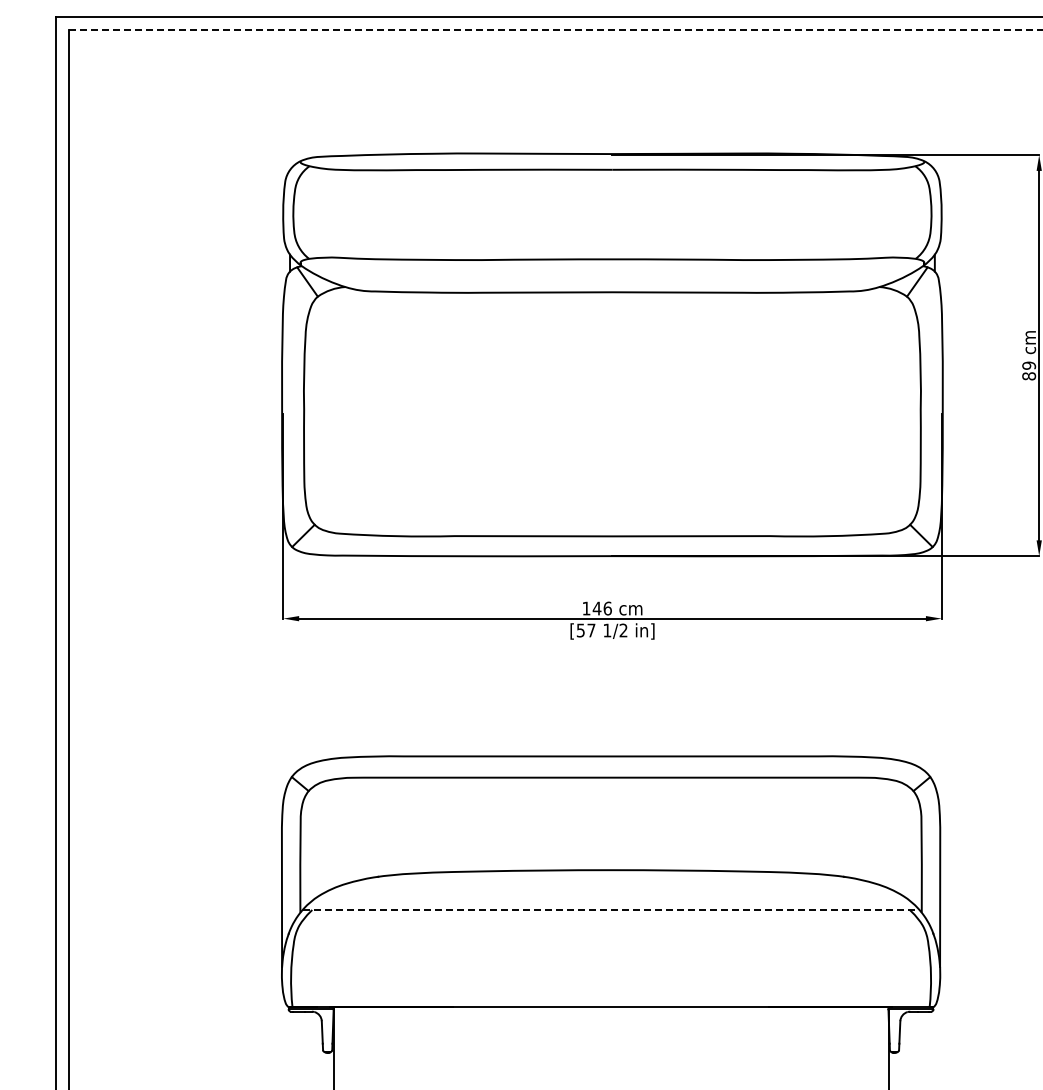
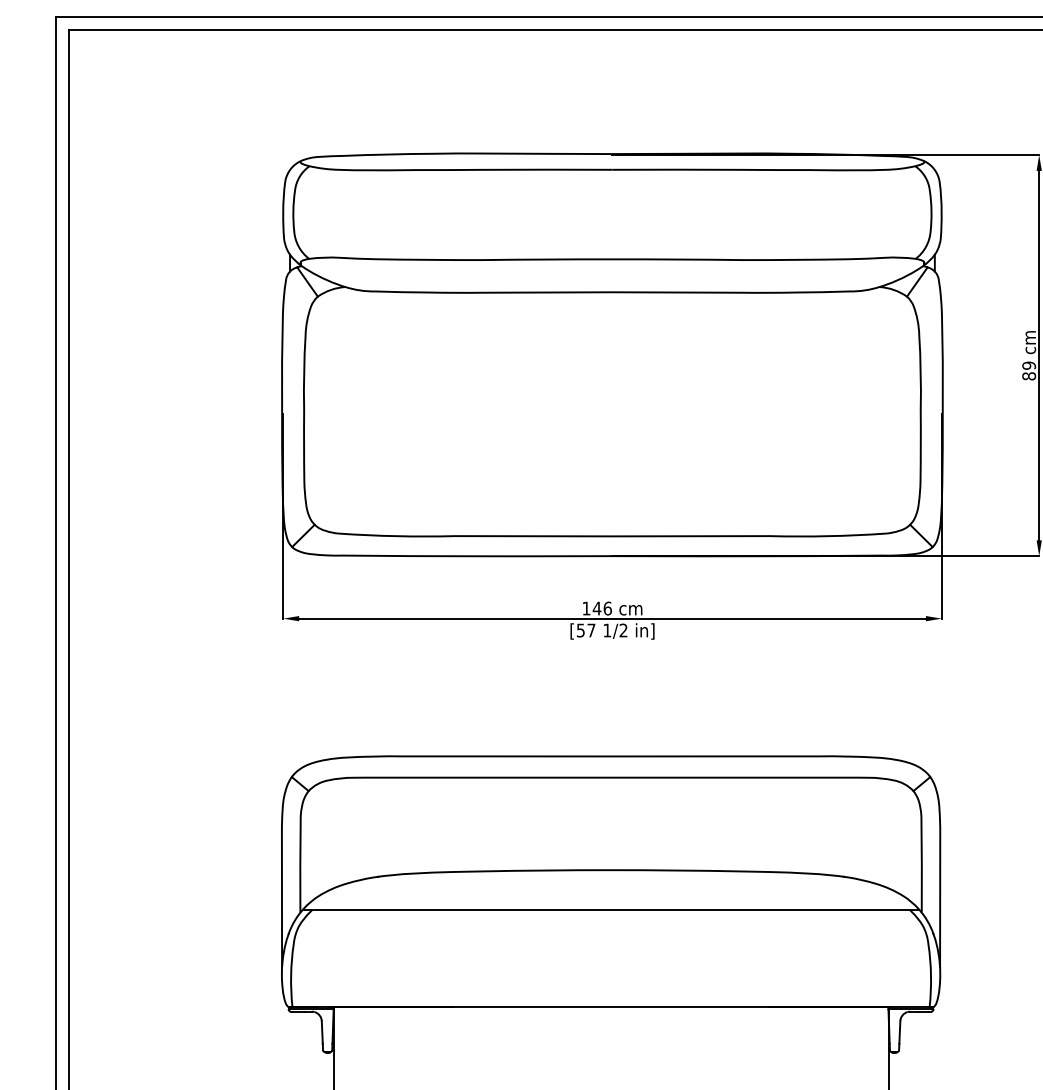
line: dashed -> solid (555, 30)
line: dashed -> solid (611, 910)
